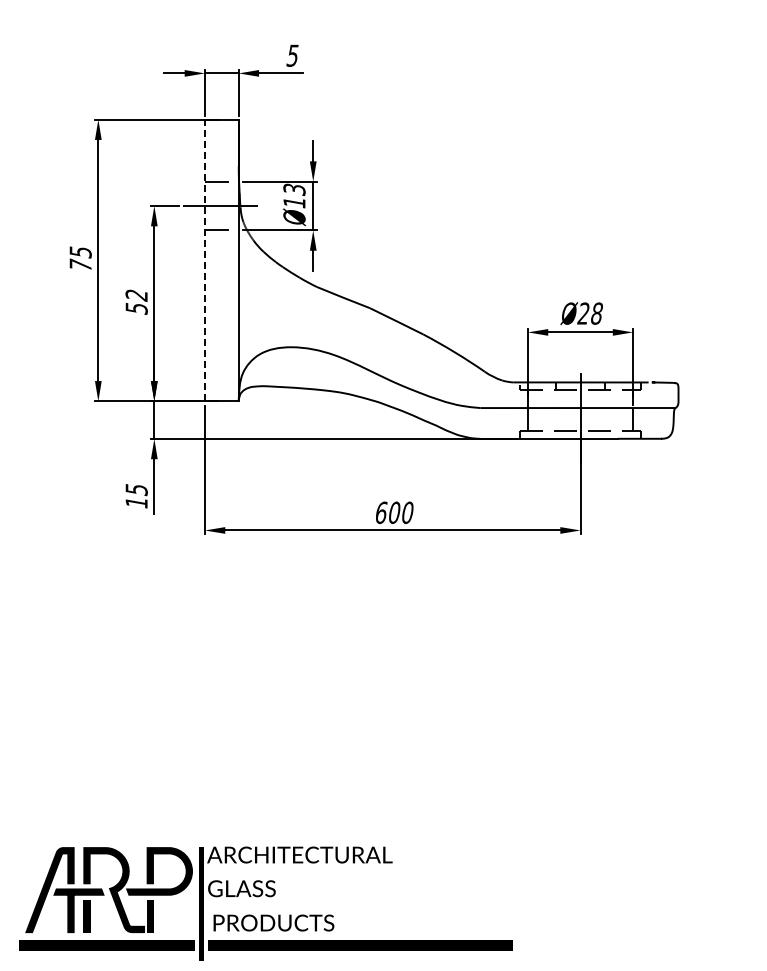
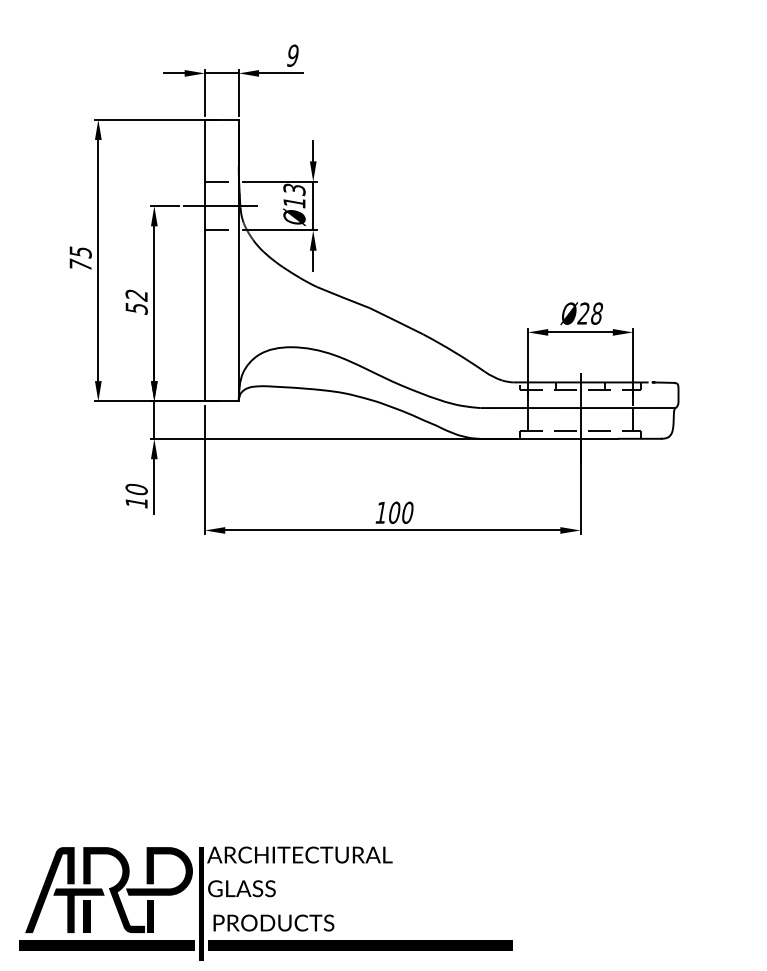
text: 5 -> 9 (292, 55)
line: dashed -> solid (204, 260)
text: 15 -> 10 (136, 489)
text: 600 -> 100 (381, 512)
